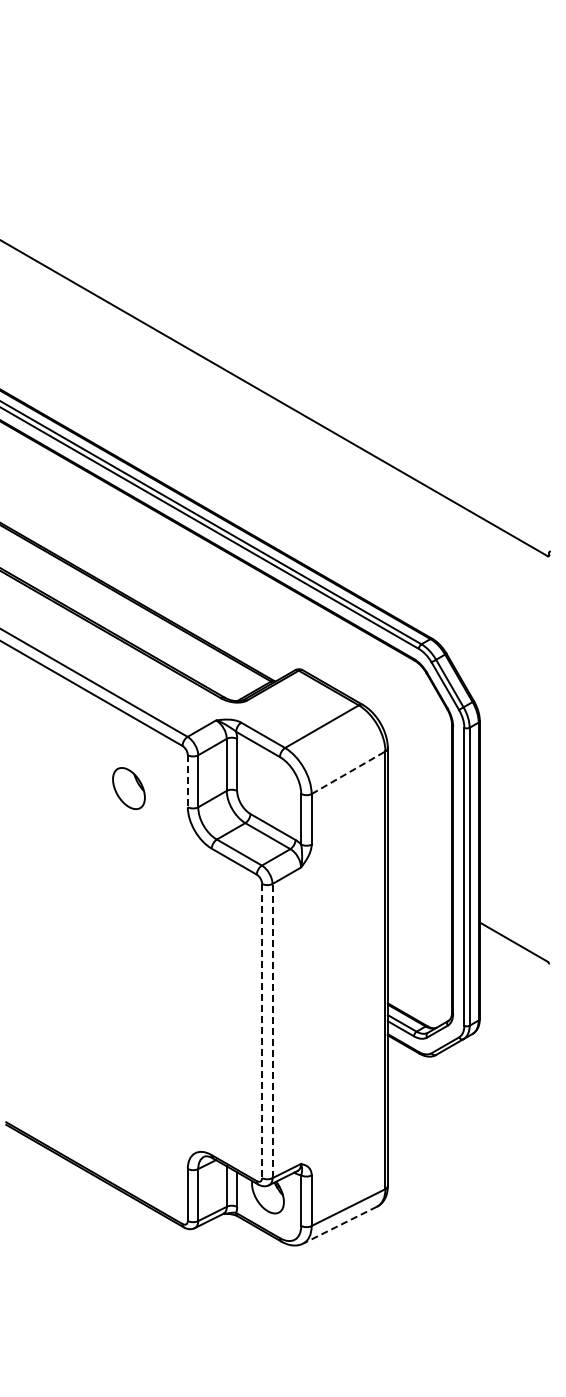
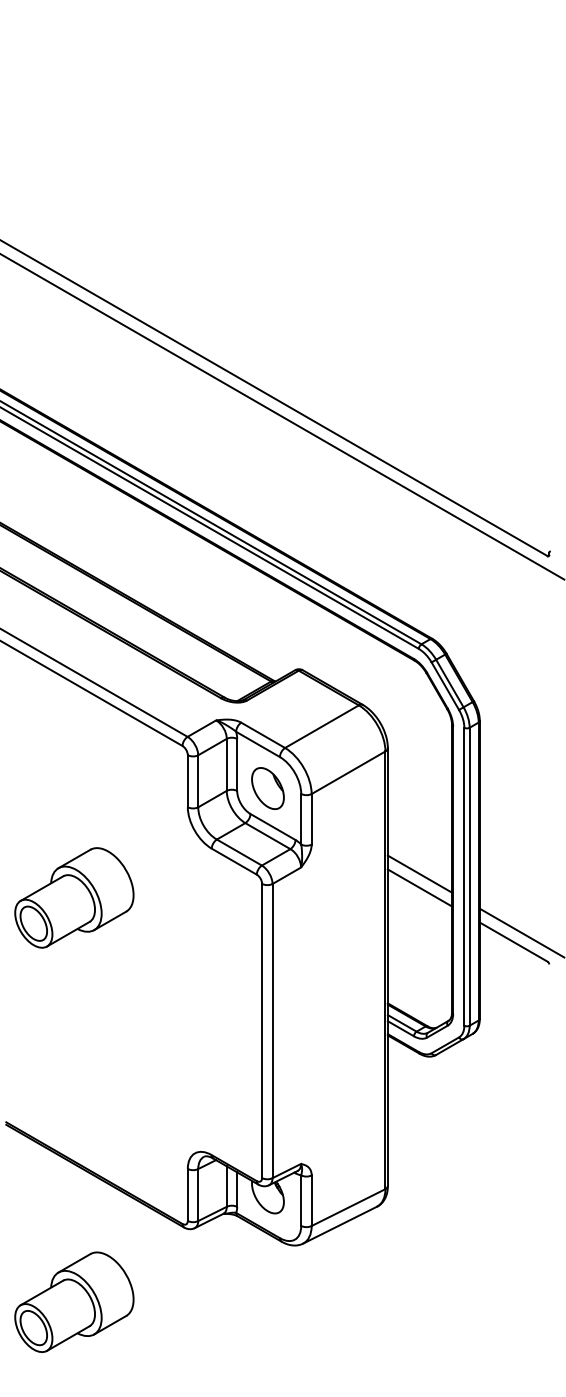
line: none -> present (282, 416)
line: dashed -> solid (348, 772)
line: dashed -> solid (187, 781)
part position: (128, 788) -> (267, 788) (267, 788)
line: none -> present (419, 873)
line: none -> present (419, 887)
part: none -> present (74, 897)
line: none -> present (520, 932)
line: dashed -> solid (272, 1030)
line: dashed -> solid (262, 1031)
line: dashed -> solid (339, 1225)
part: none -> present (74, 1301)
